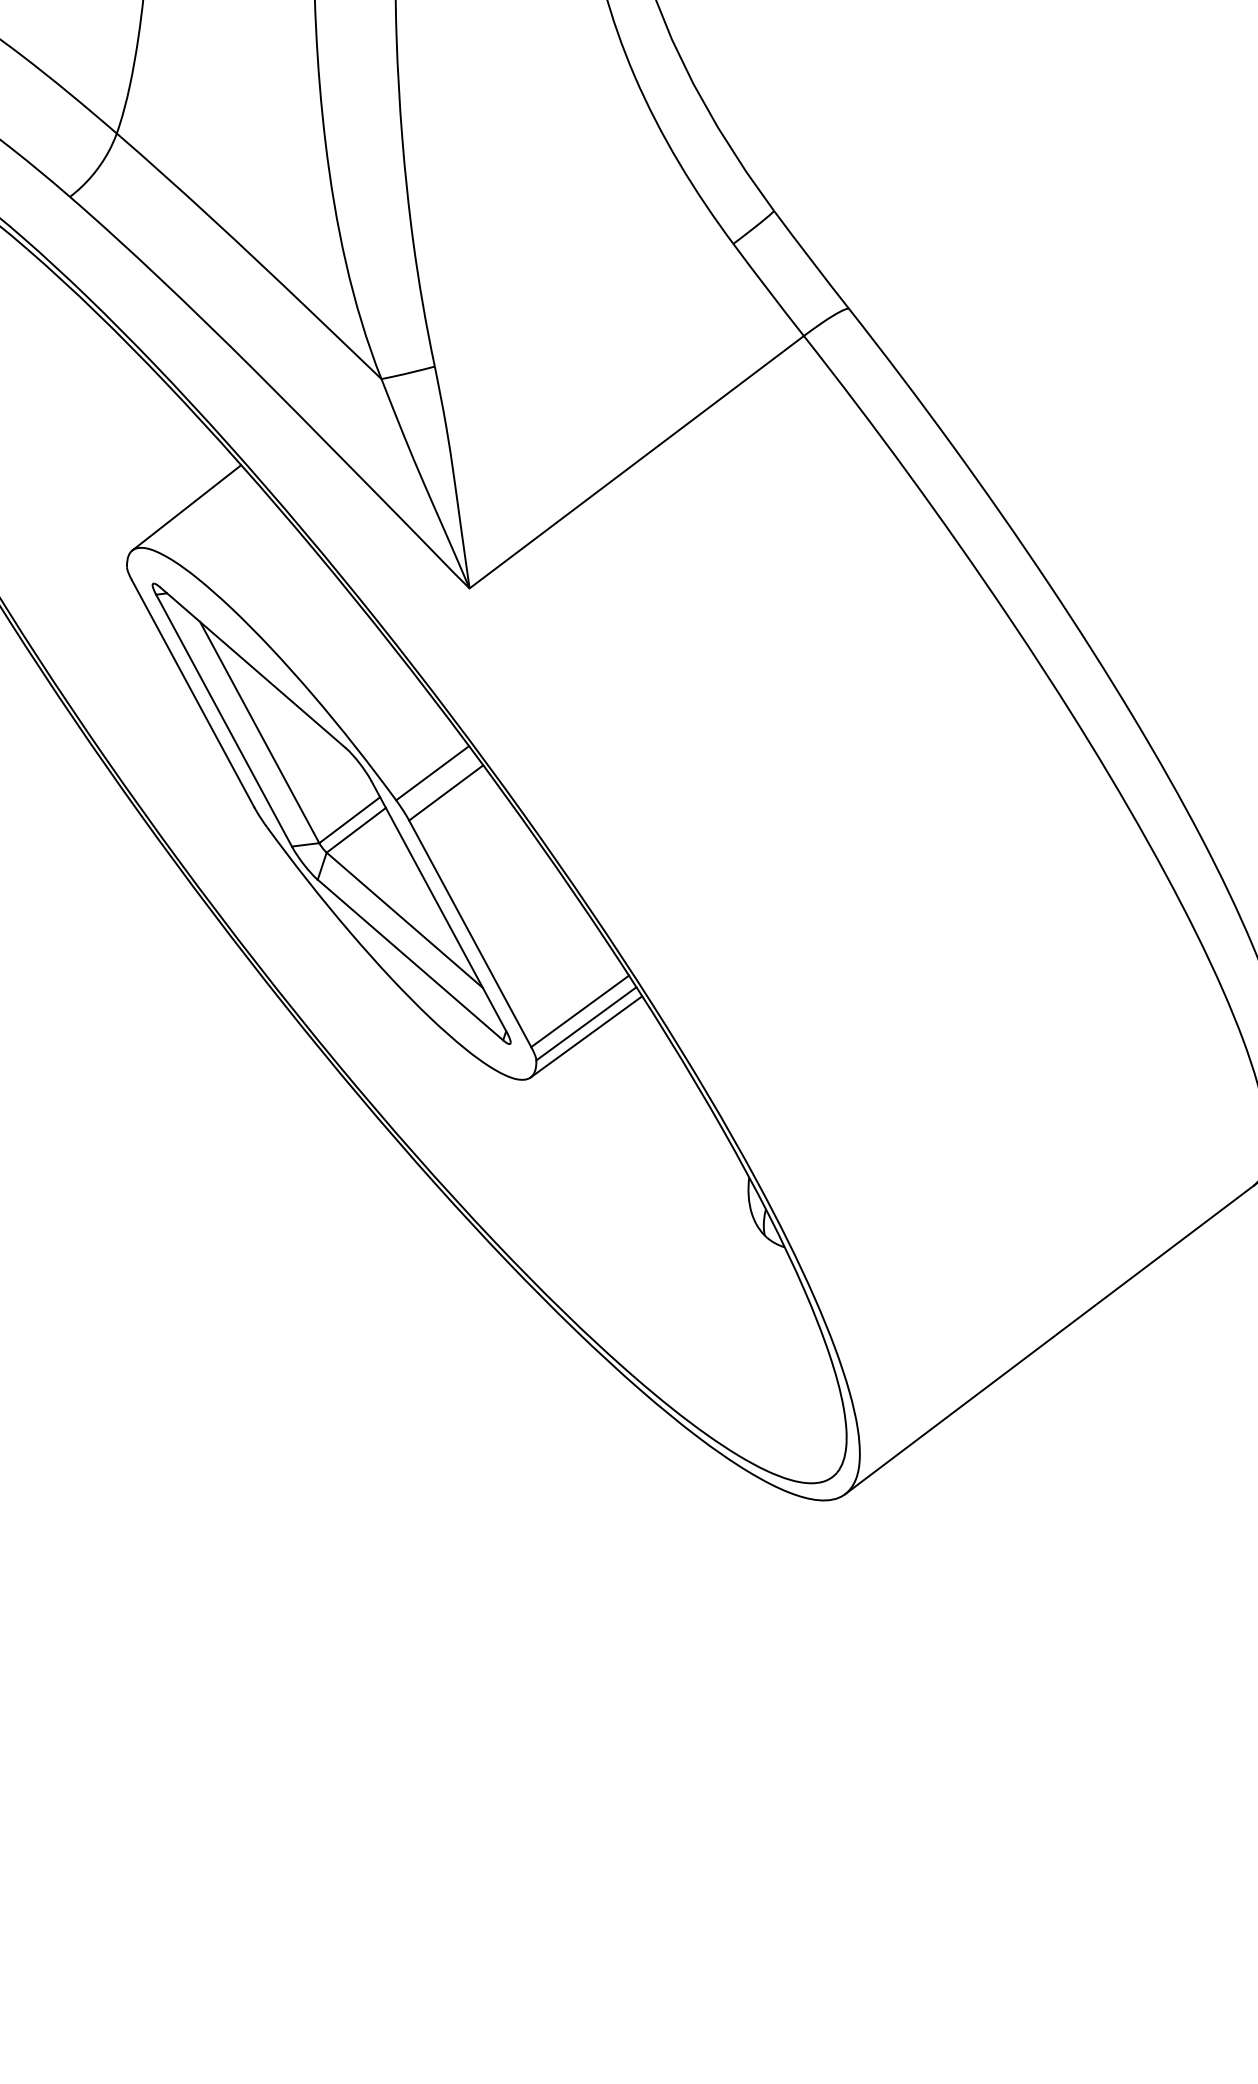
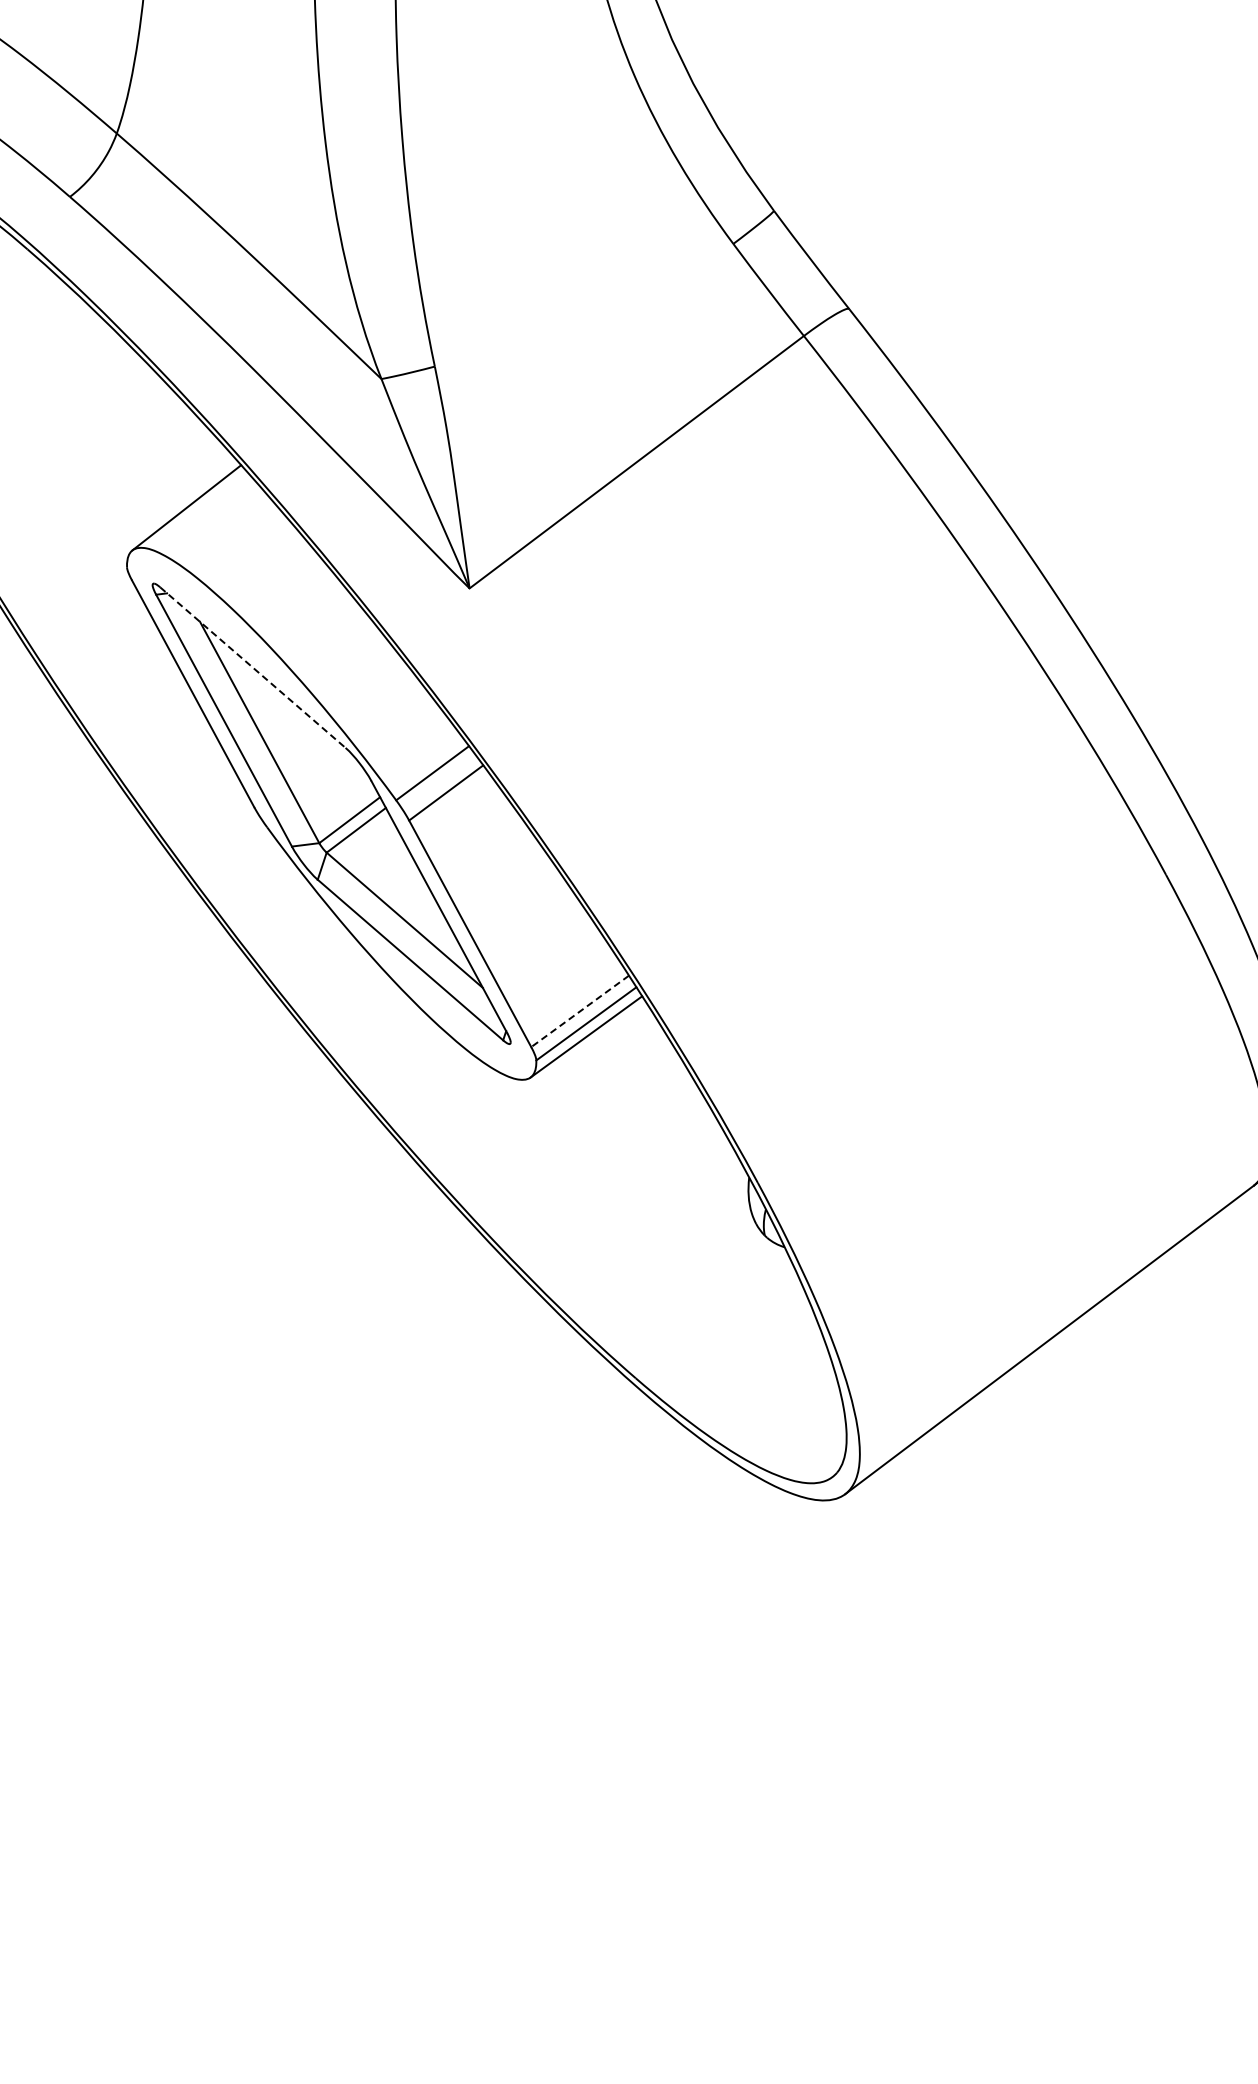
line: solid -> dashed (252, 667)
line: solid -> dashed (580, 1011)
